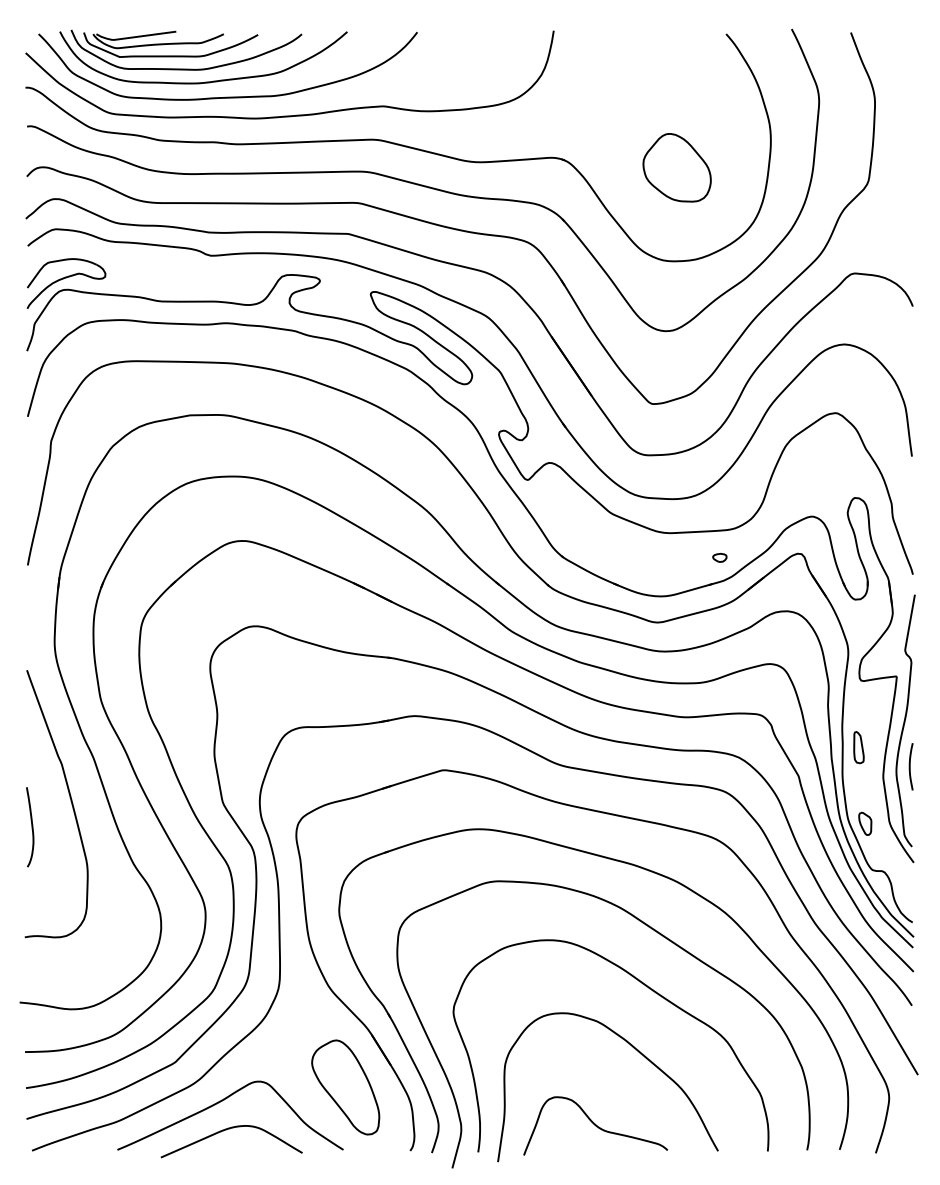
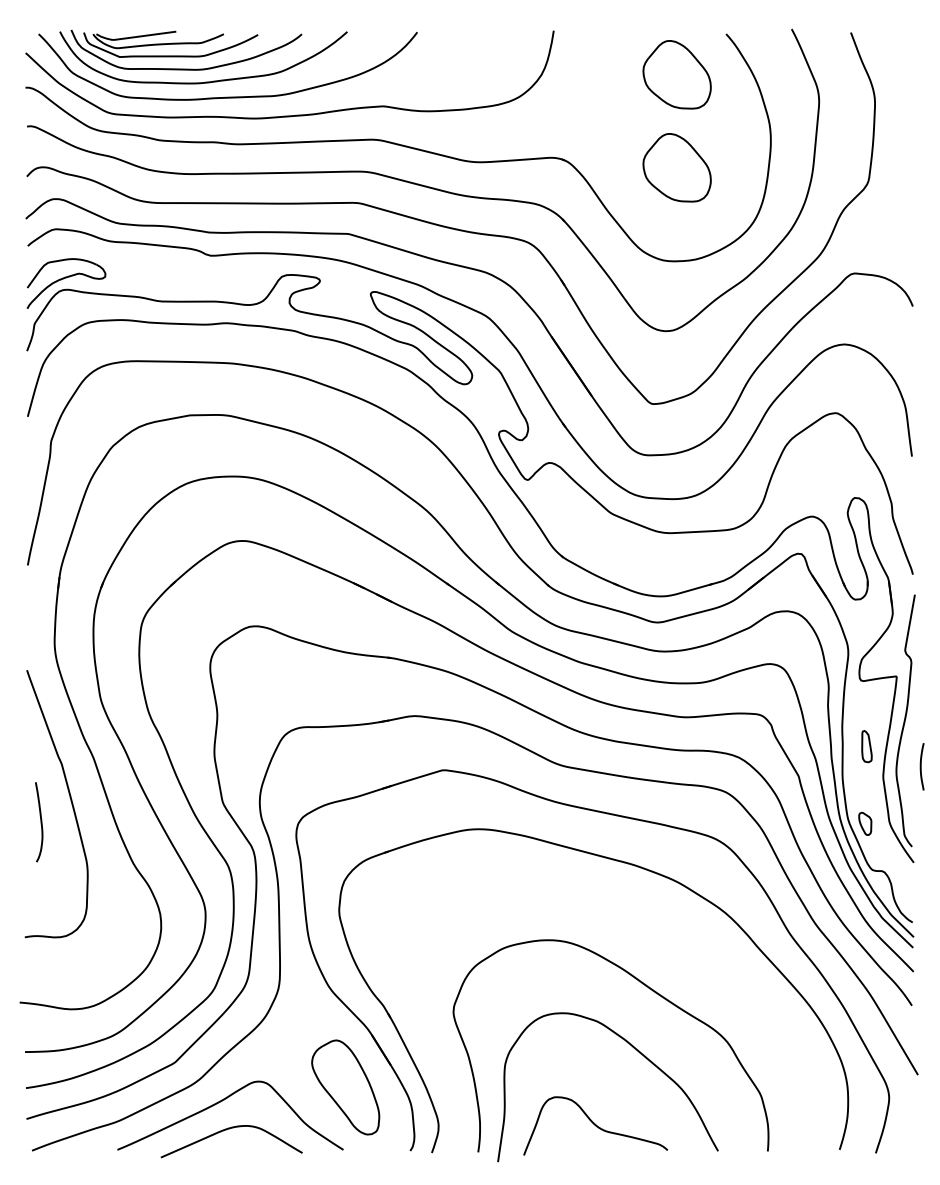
part: none -> present (676, 74)
part: present -> none (719, 557)
part position: (858, 747) -> (866, 746) (866, 746)
curve position: (910, 766) -> (921, 766) (921, 766)
curve position: (31, 827) -> (40, 822) (40, 822)
curve: present -> none (663, 937)
